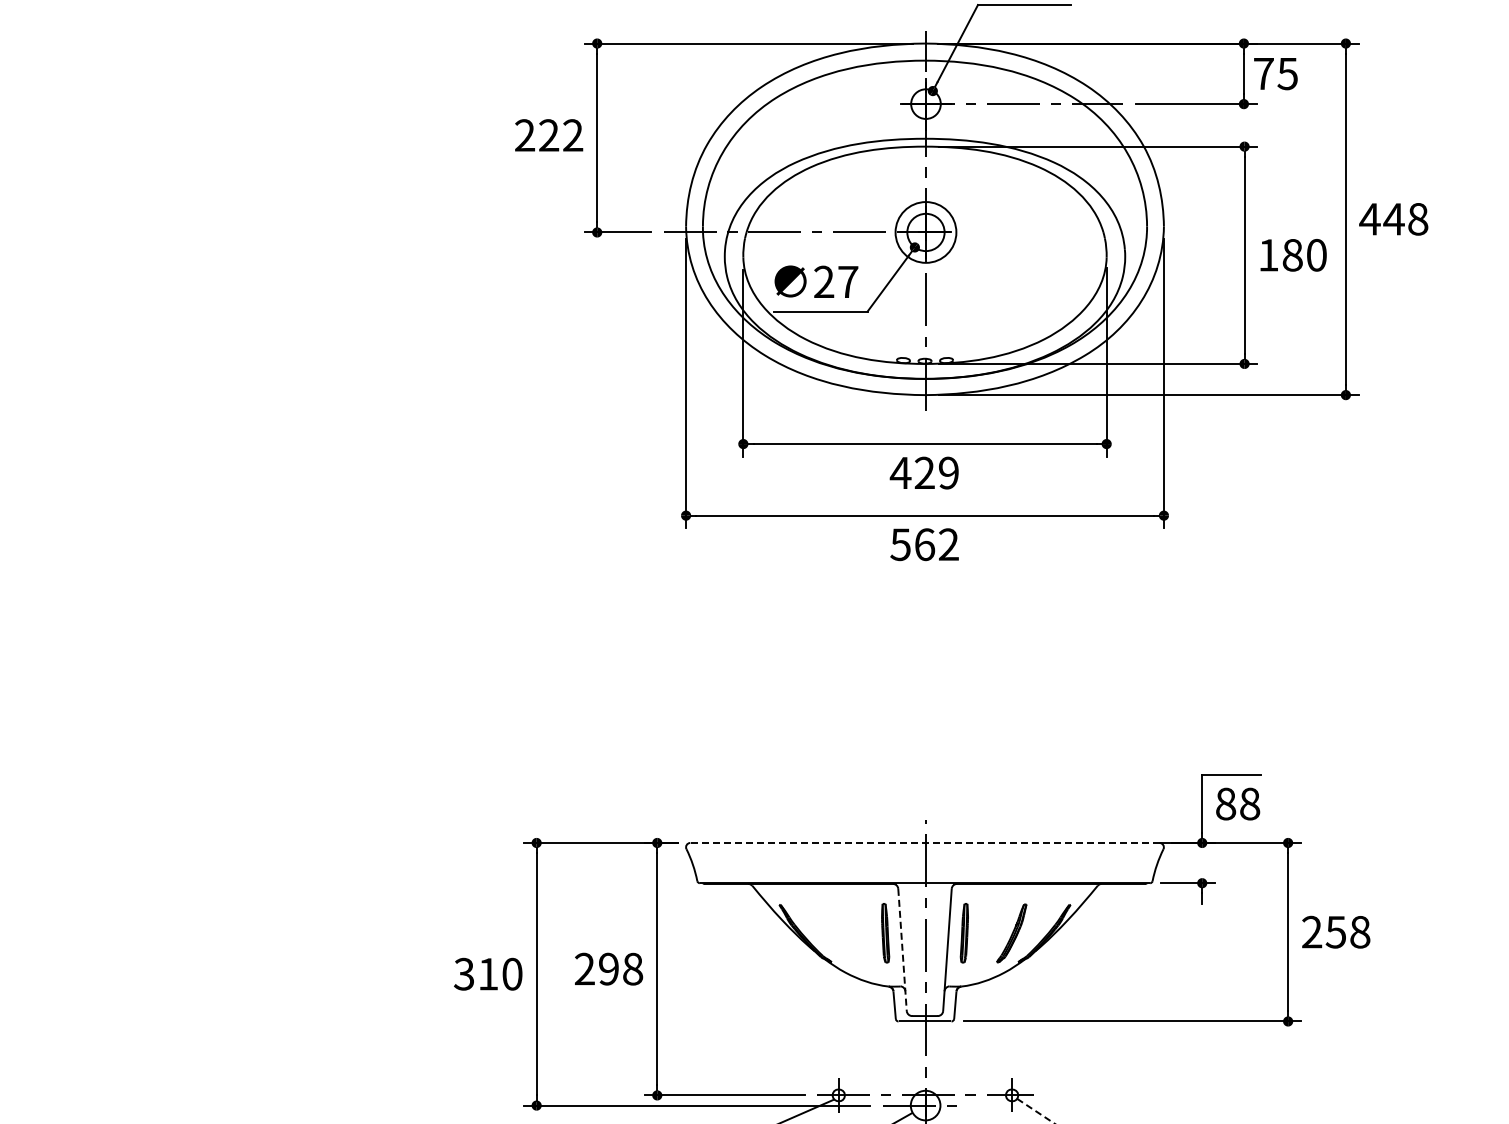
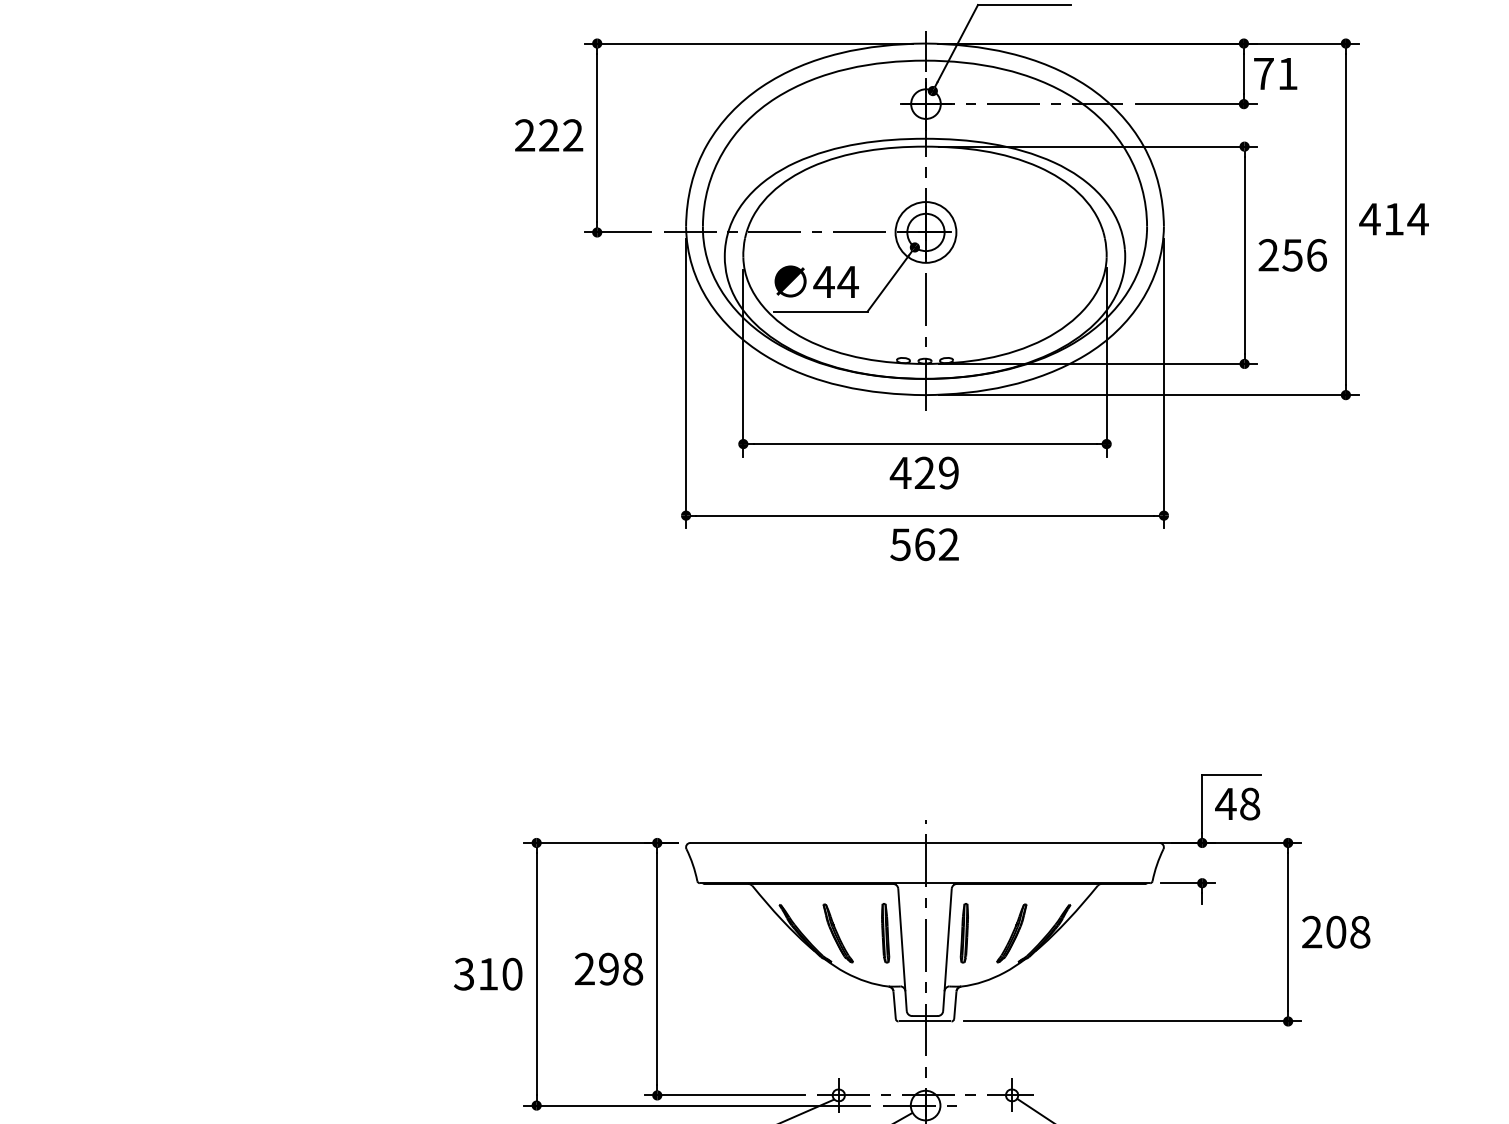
text: 75 -> 71 (1287, 74)
text: 448 -> 414 (1405, 219)
text: 180 -> 256 (1292, 255)
text: 27 -> 44 (835, 281)
text: 88 -> 48 (1225, 803)
line: dashed -> solid (924, 842)
text: 258 -> 208 (1335, 931)
part: none -> present (837, 933)
line: dashed -> solid (902, 950)
line: dashed -> solid (1036, 1111)
